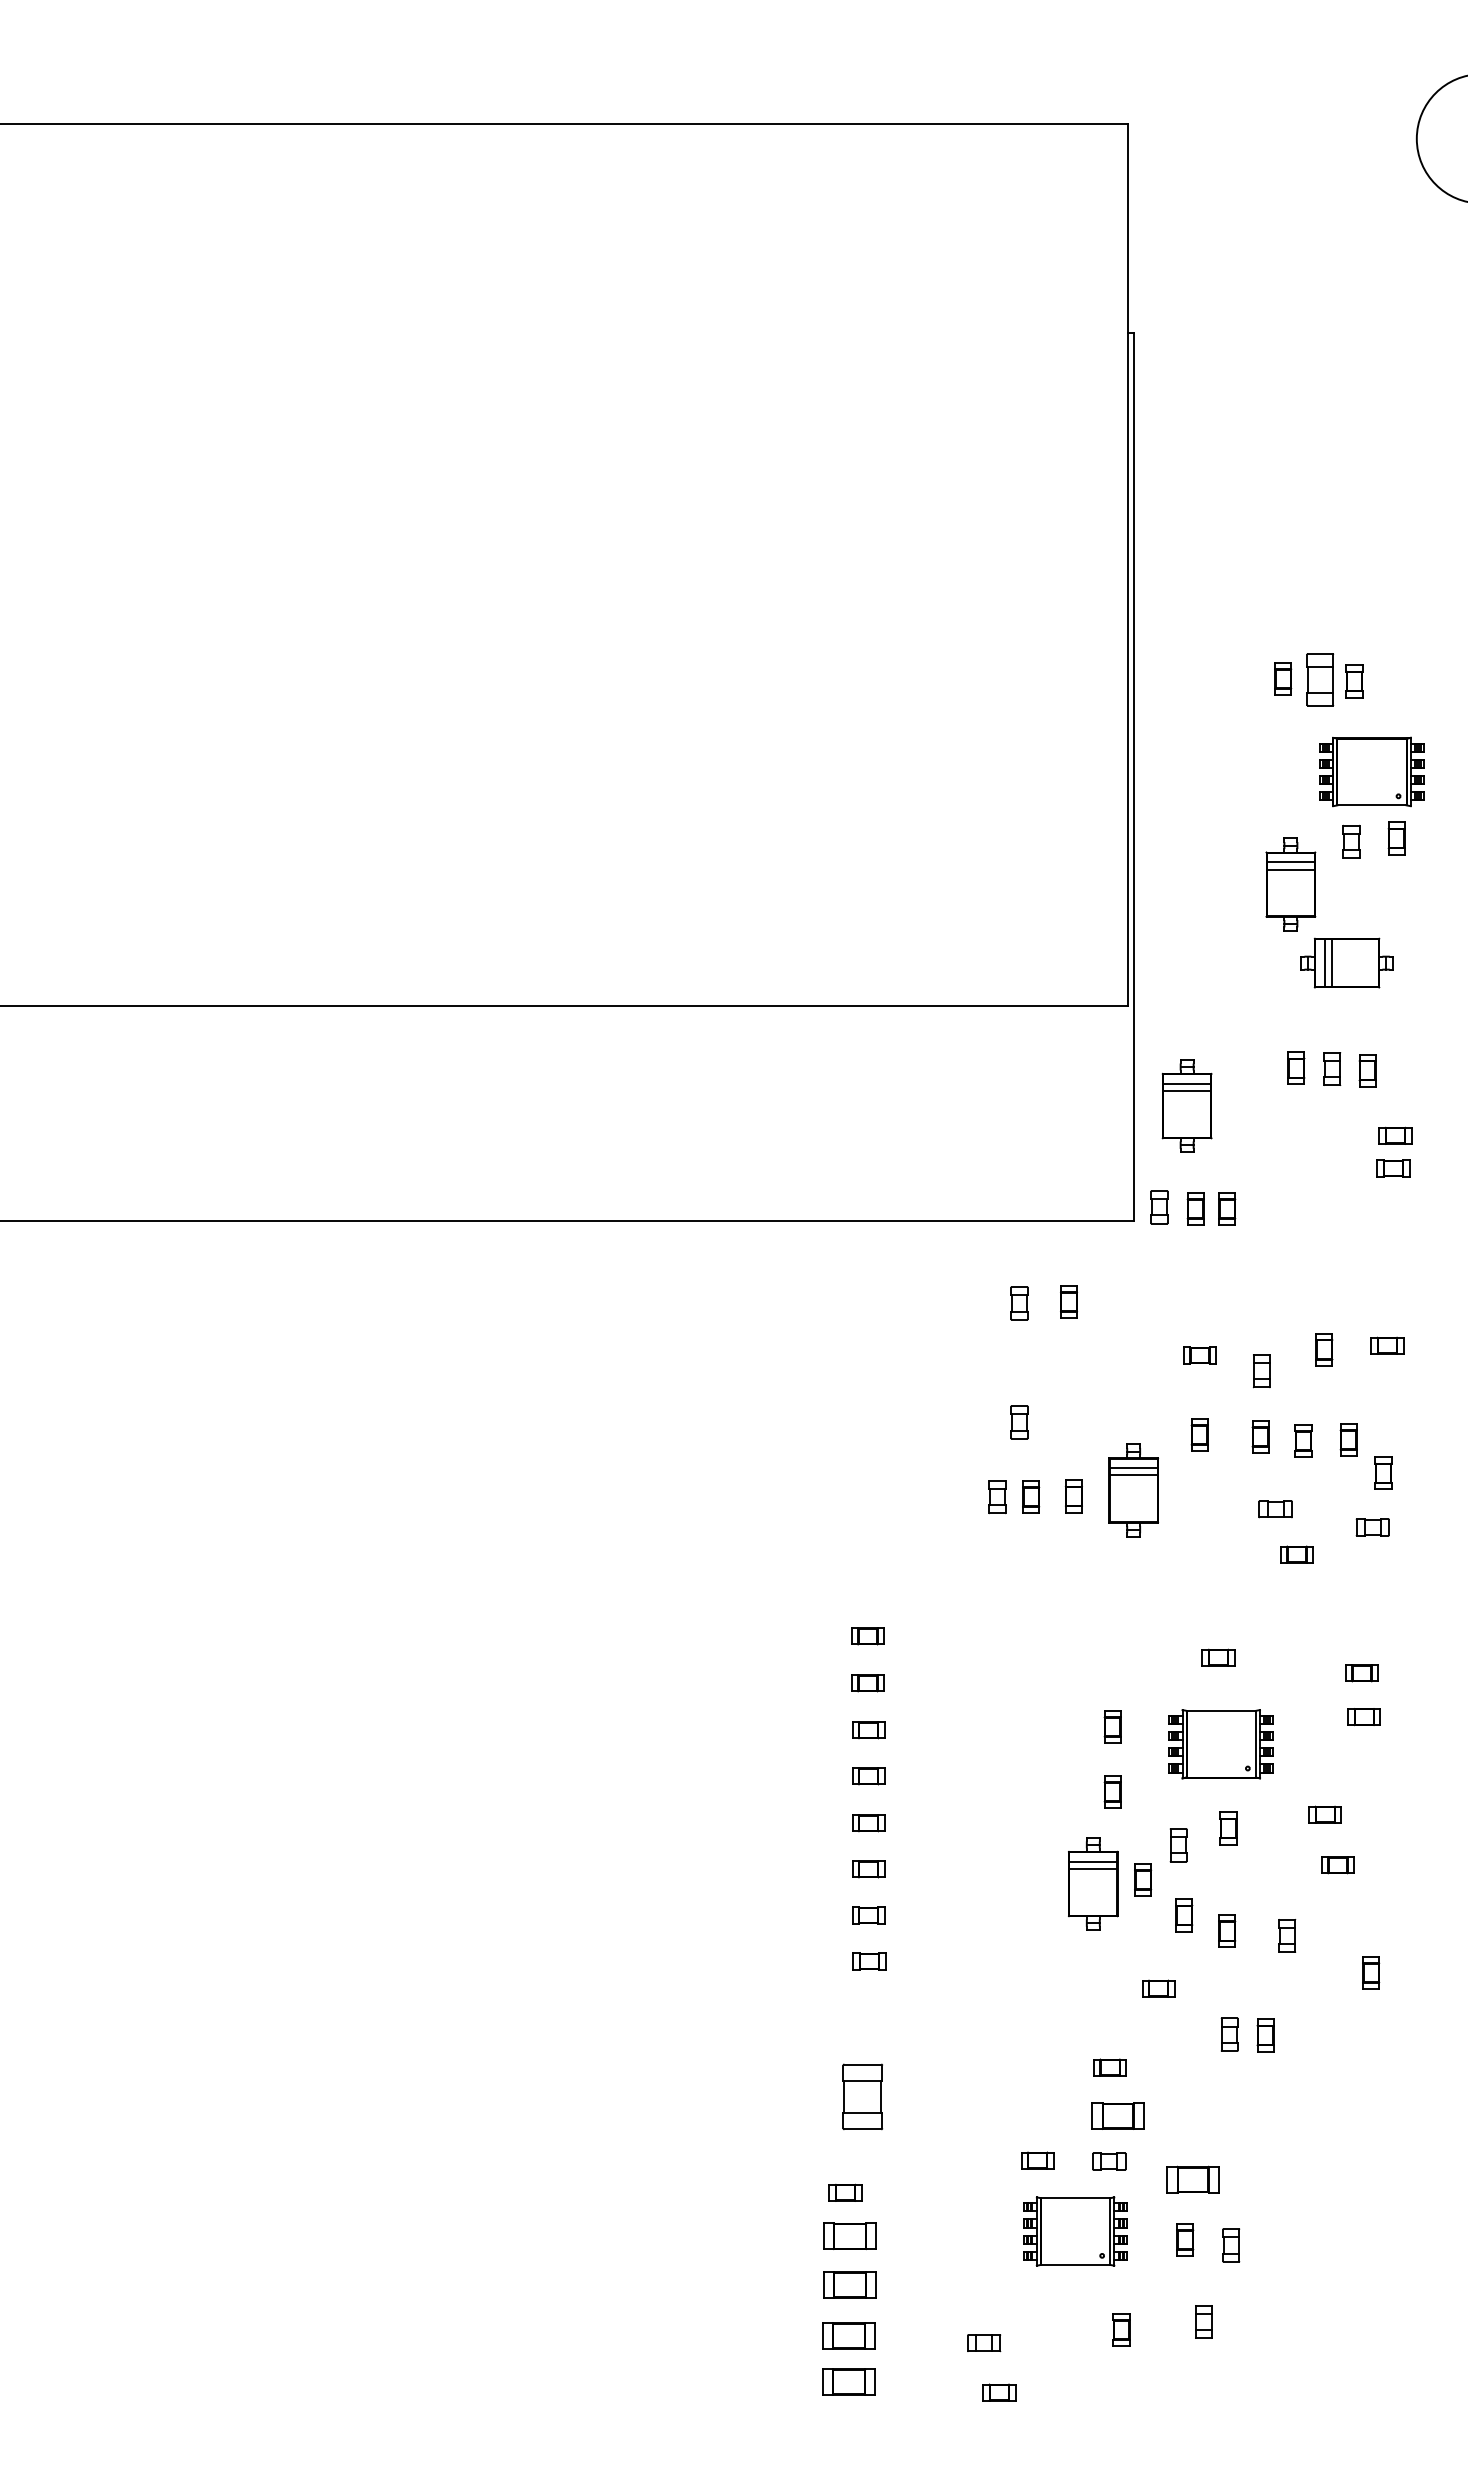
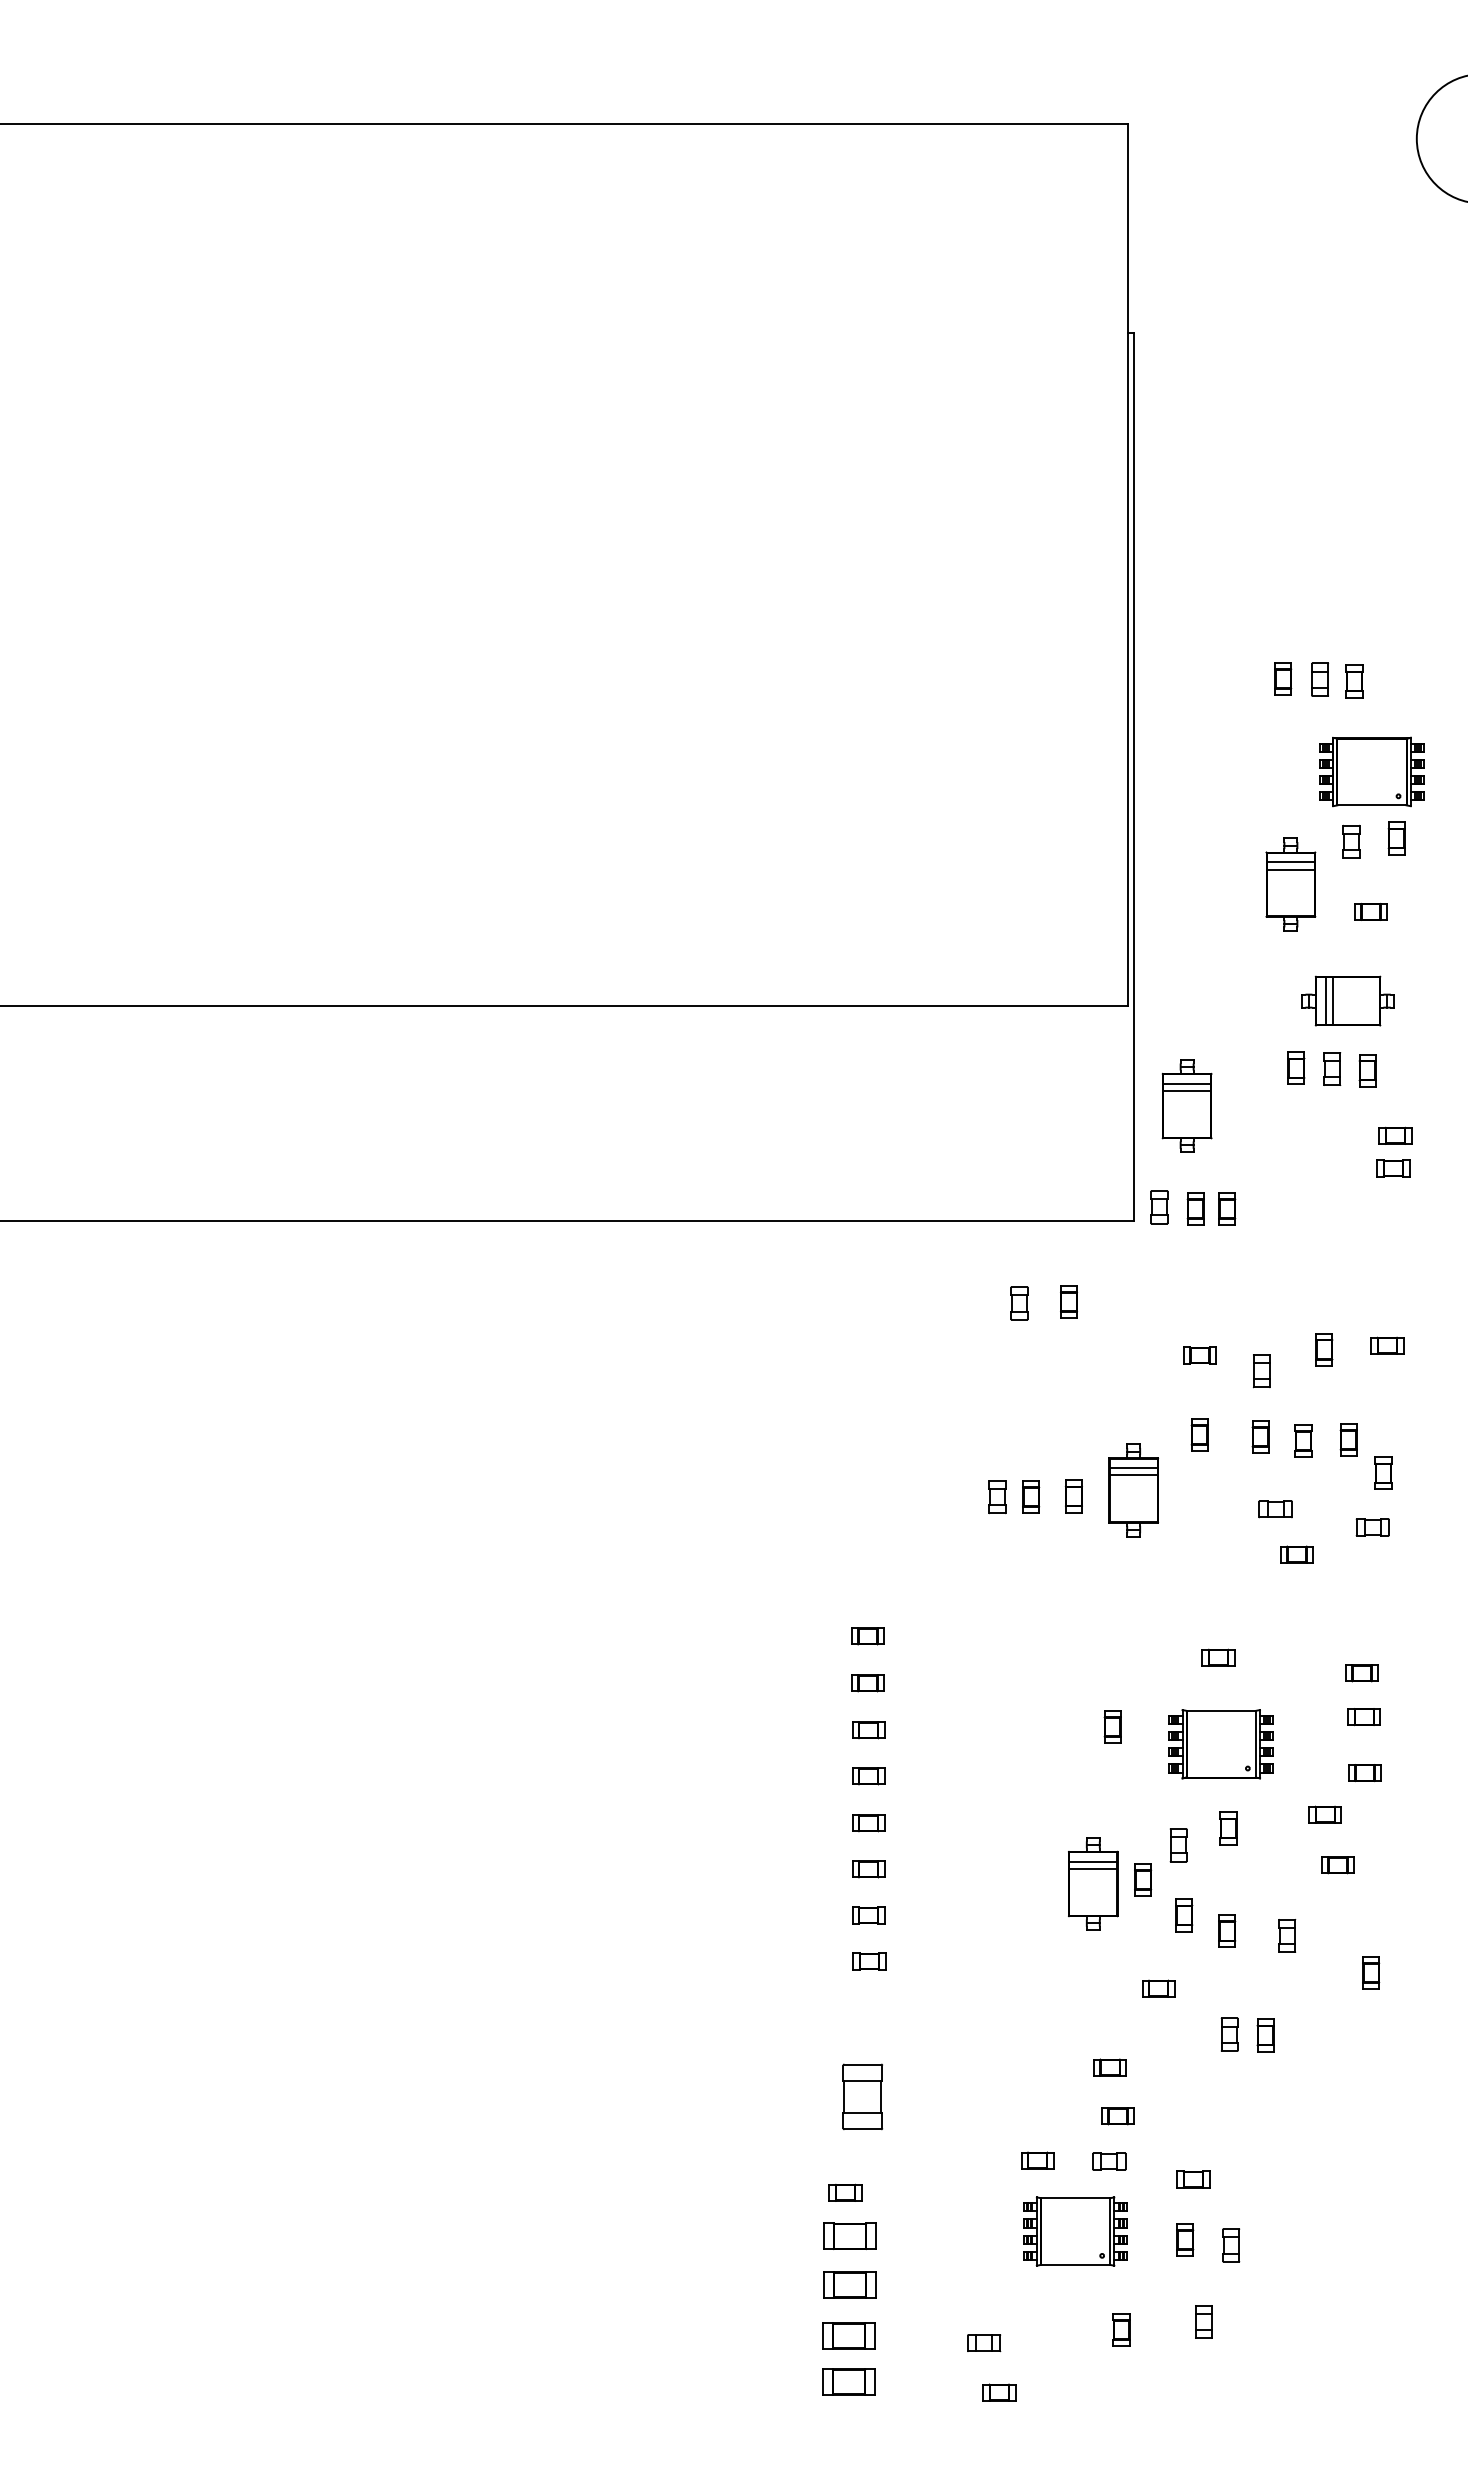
part size: 29x54 px -> 18x35 px (1319, 679)
part: none -> present (1370, 911)
part position: (1346, 962) -> (1347, 1000) (1347, 1000)
part: present -> none (1019, 1422)
part: none -> present (1364, 1772)
part: present -> none (1112, 1791)
part size: 54x28 px -> 34x19 px (1117, 2116)
part size: 54x29 px -> 35x19 px (1193, 2179)
